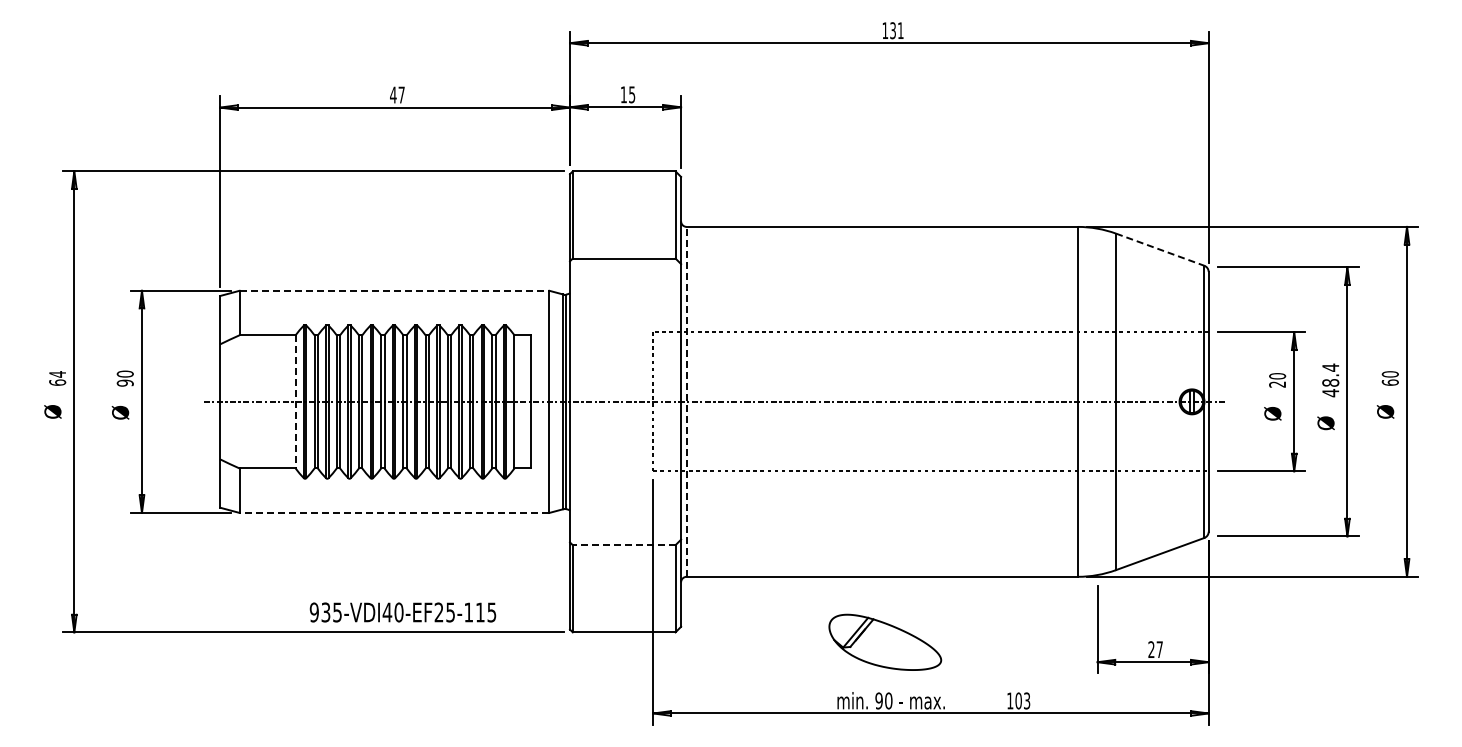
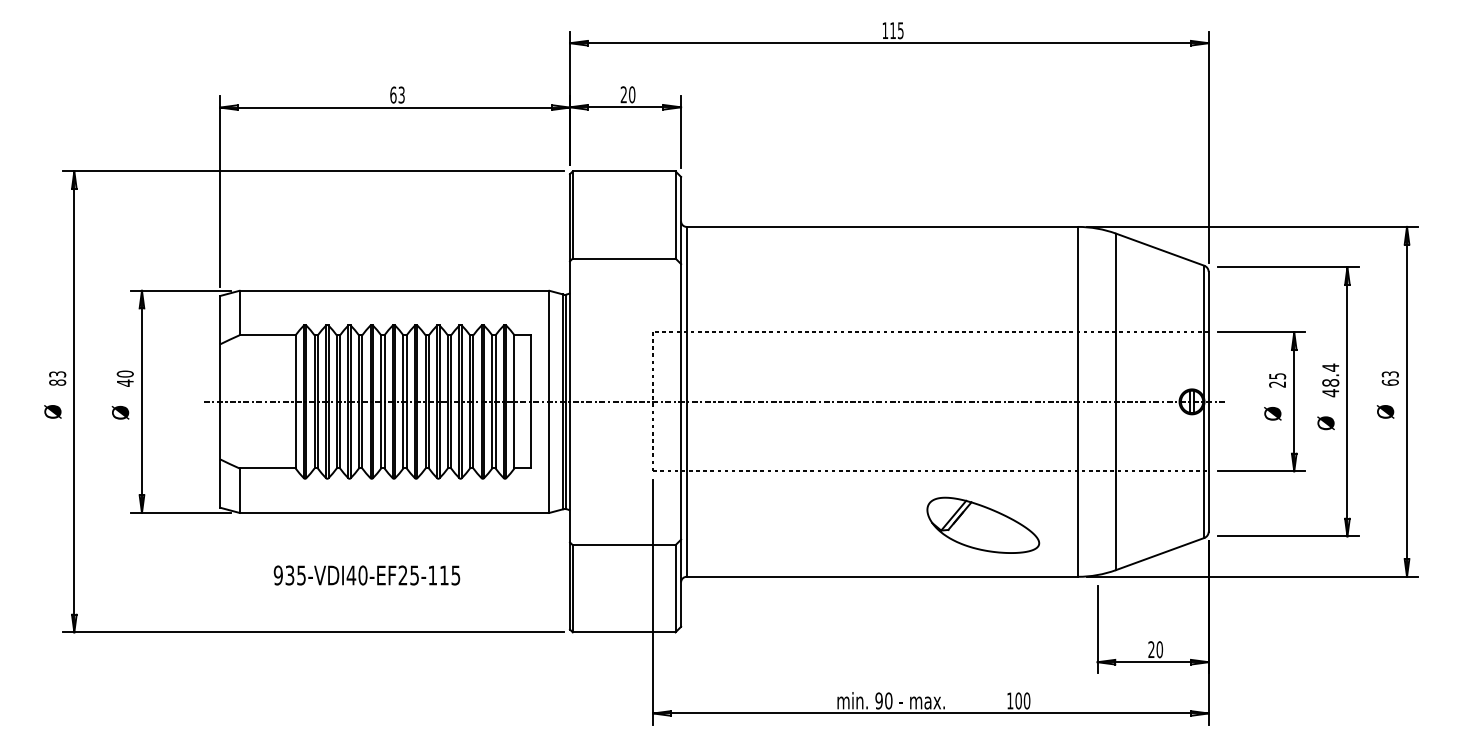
text: 131 -> 115 (896, 30)
text: 47 -> 63 (397, 94)
text: 15 -> 20 (627, 94)
line: dashed -> solid (1160, 249)
line: dashed -> solid (394, 290)
text: 60 -> 63 (1389, 374)
text: 20 -> 25 (1277, 376)
text: 64 -> 83 (57, 378)
text: 90 -> 40 (124, 382)
line: dashed -> solid (295, 401)
line: dashed -> solid (686, 401)
line: dashed -> solid (394, 512)
line: dashed -> solid (623, 545)
text position: (402, 612) -> (366, 575) (366, 575)
part position: (885, 641) -> (983, 524) (983, 524)
text: 27 -> 20 (1159, 649)
text: 103 -> 100 (1026, 700)
